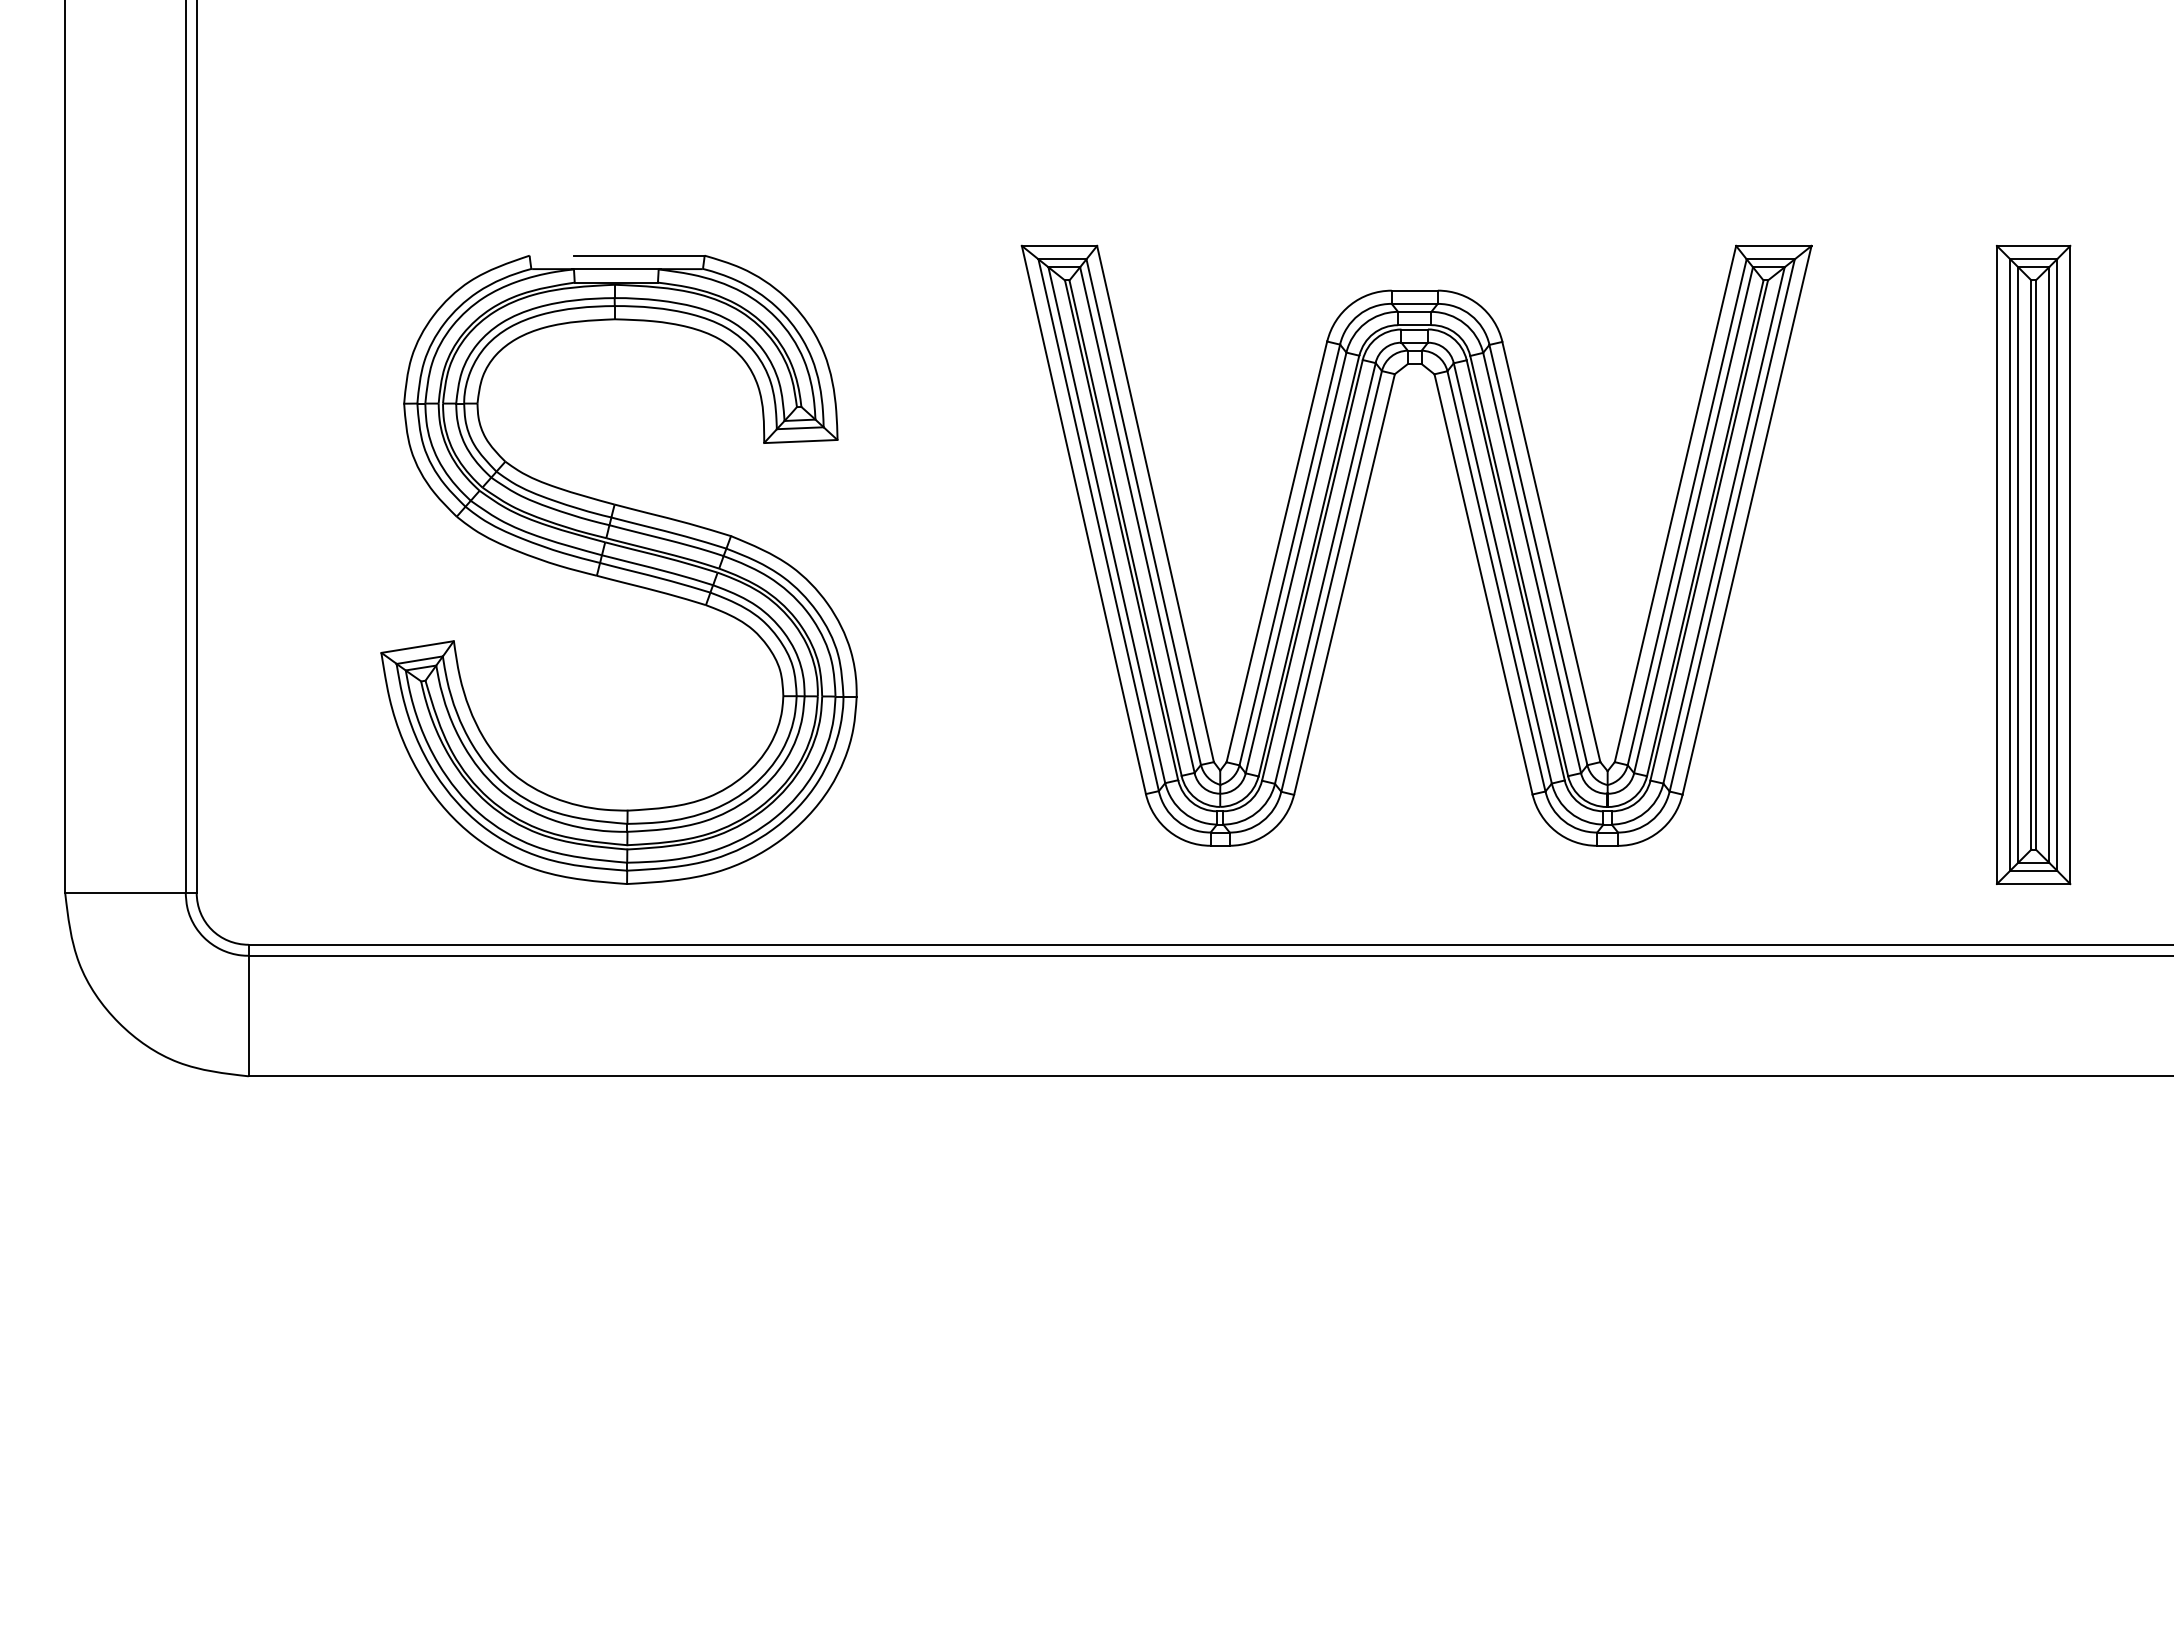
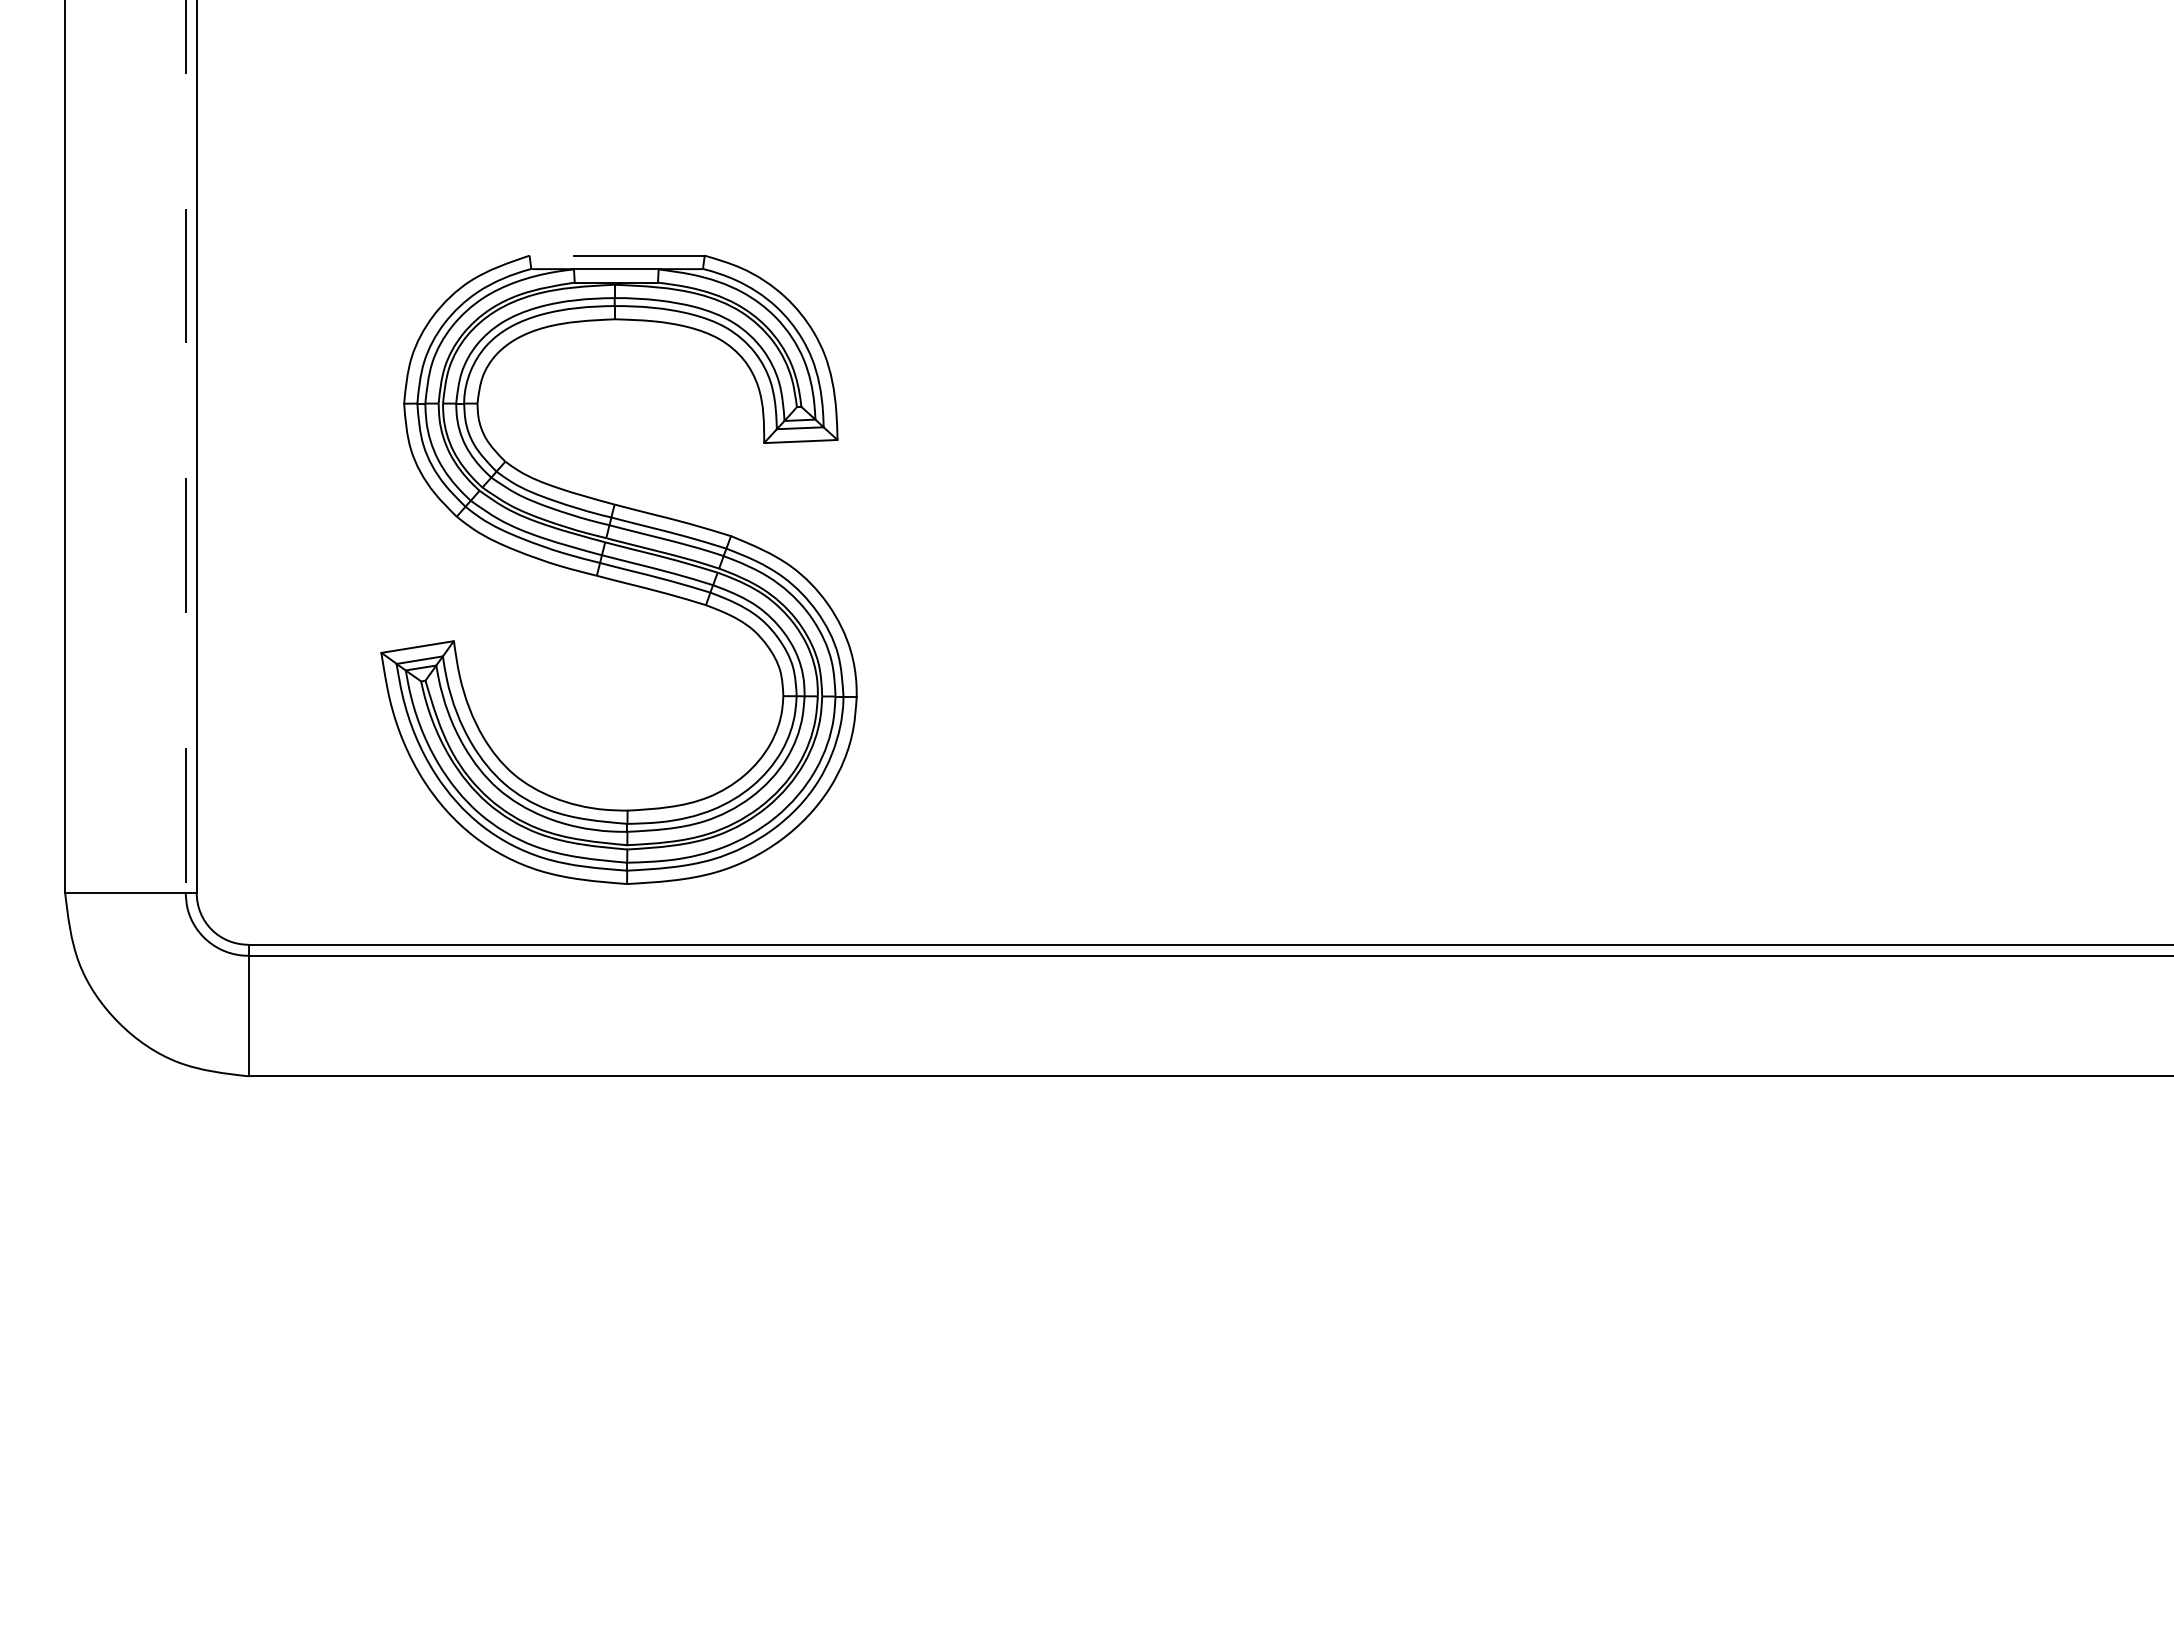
line: solid -> dashed (185, 446)
part: present -> none (1470, 533)
part: present -> none (2033, 564)
